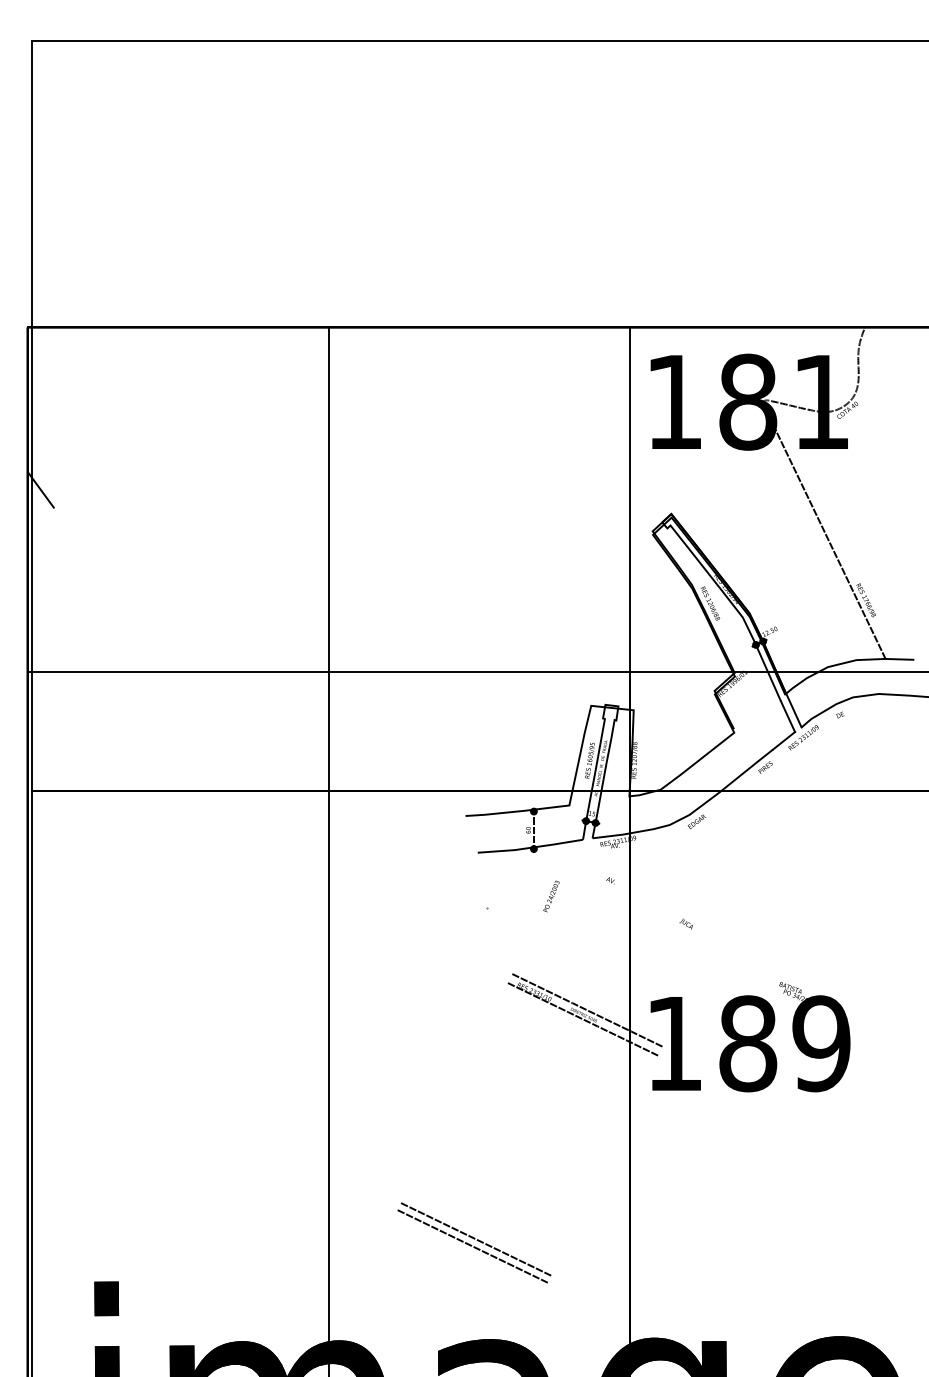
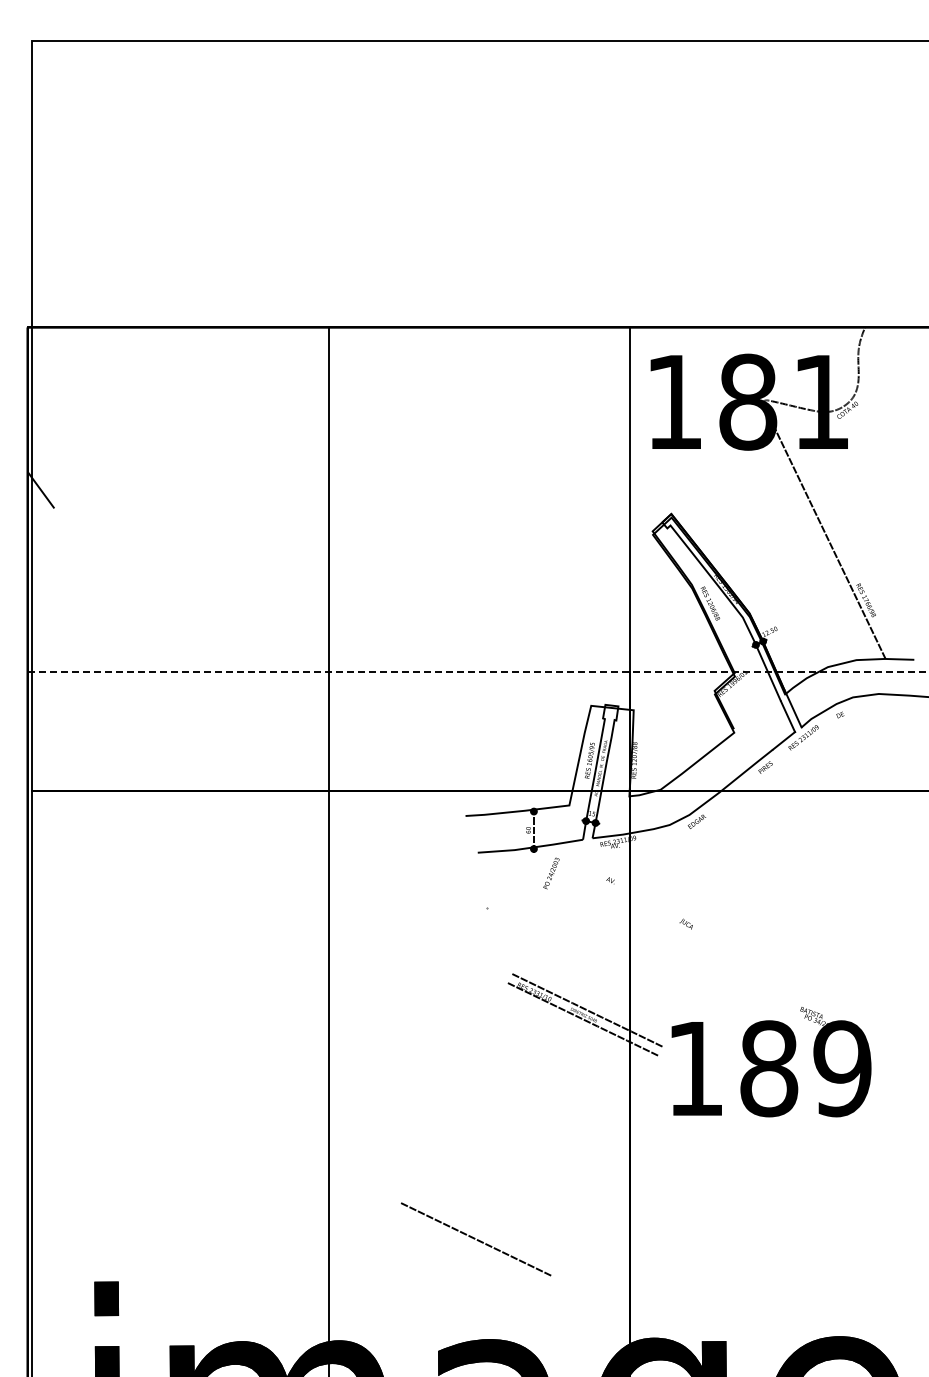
line: solid -> dashed (478, 671)
text position: (551, 896) -> (551, 873) (551, 873)
text position: (750, 1037) -> (771, 1062) (771, 1062)
line: present -> none (472, 1246)
